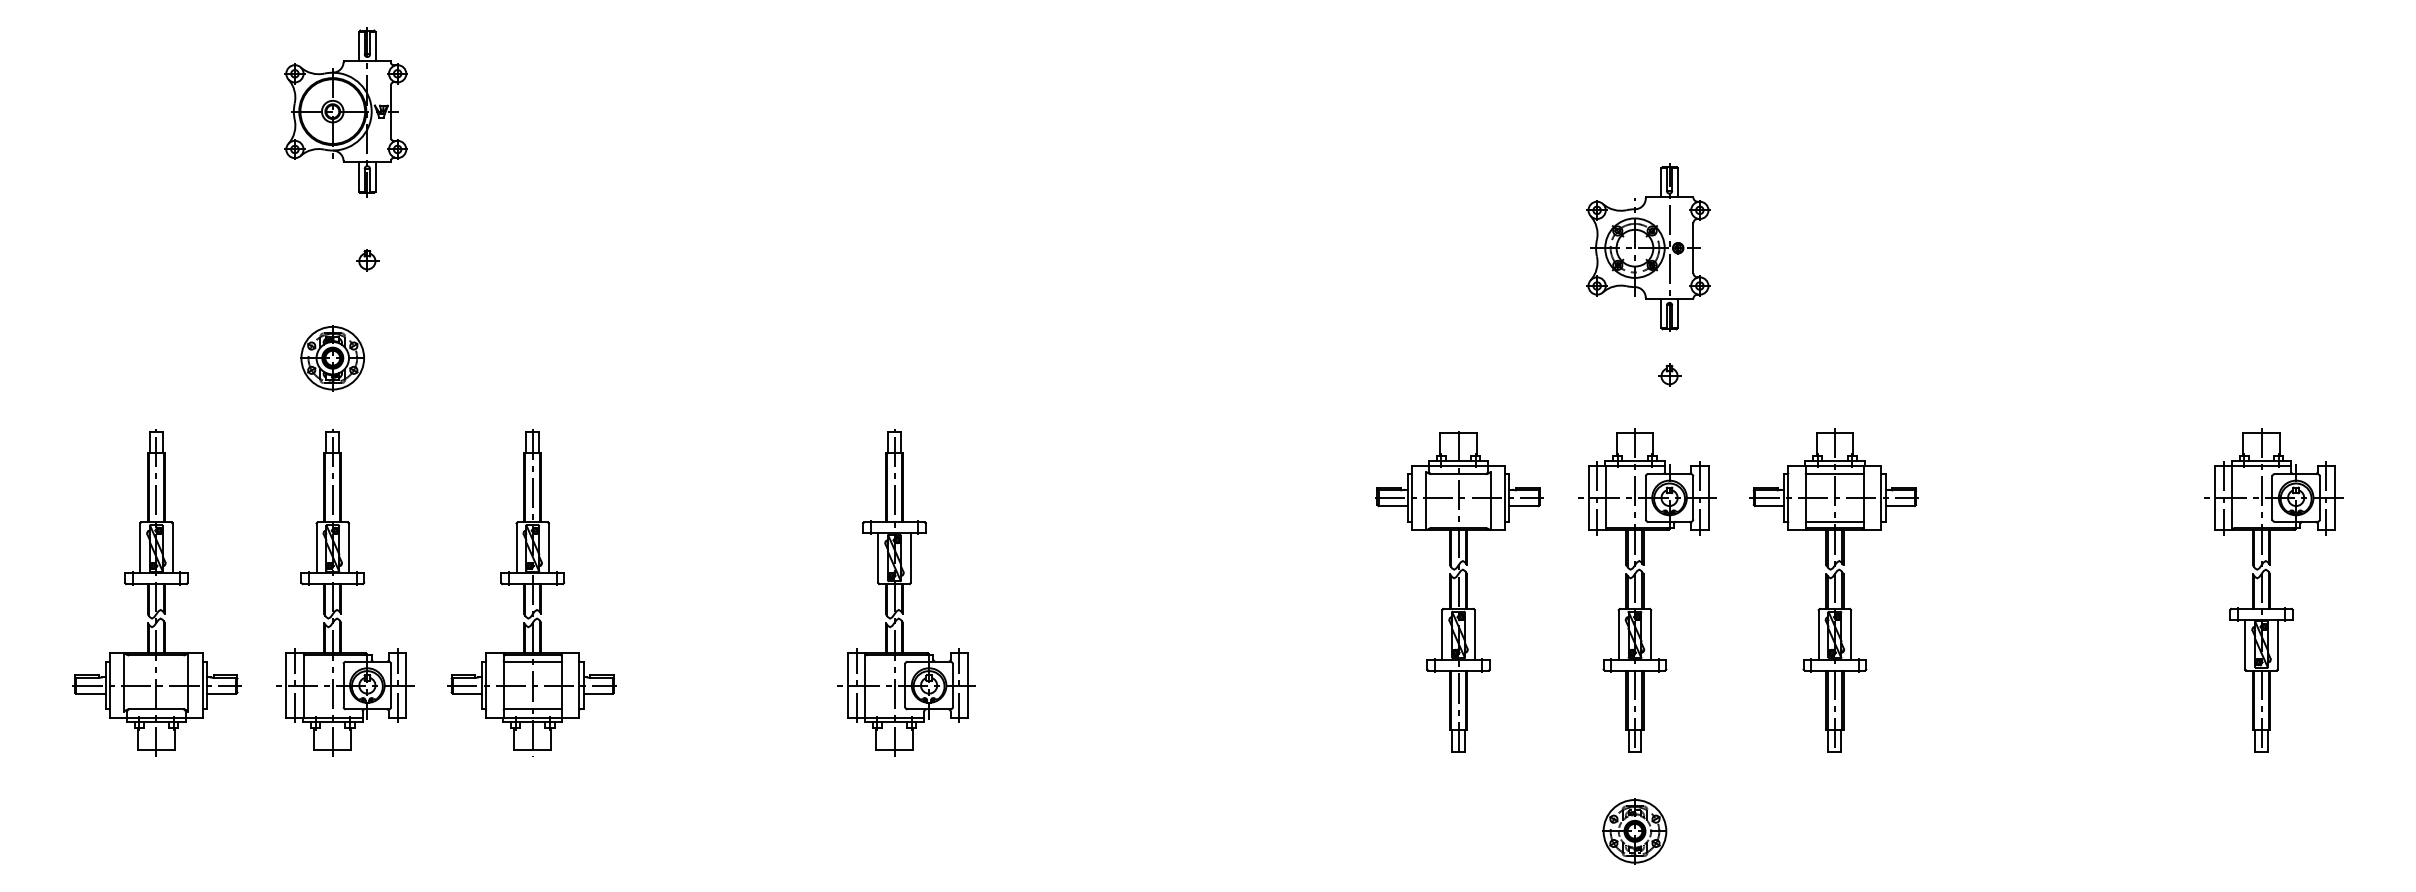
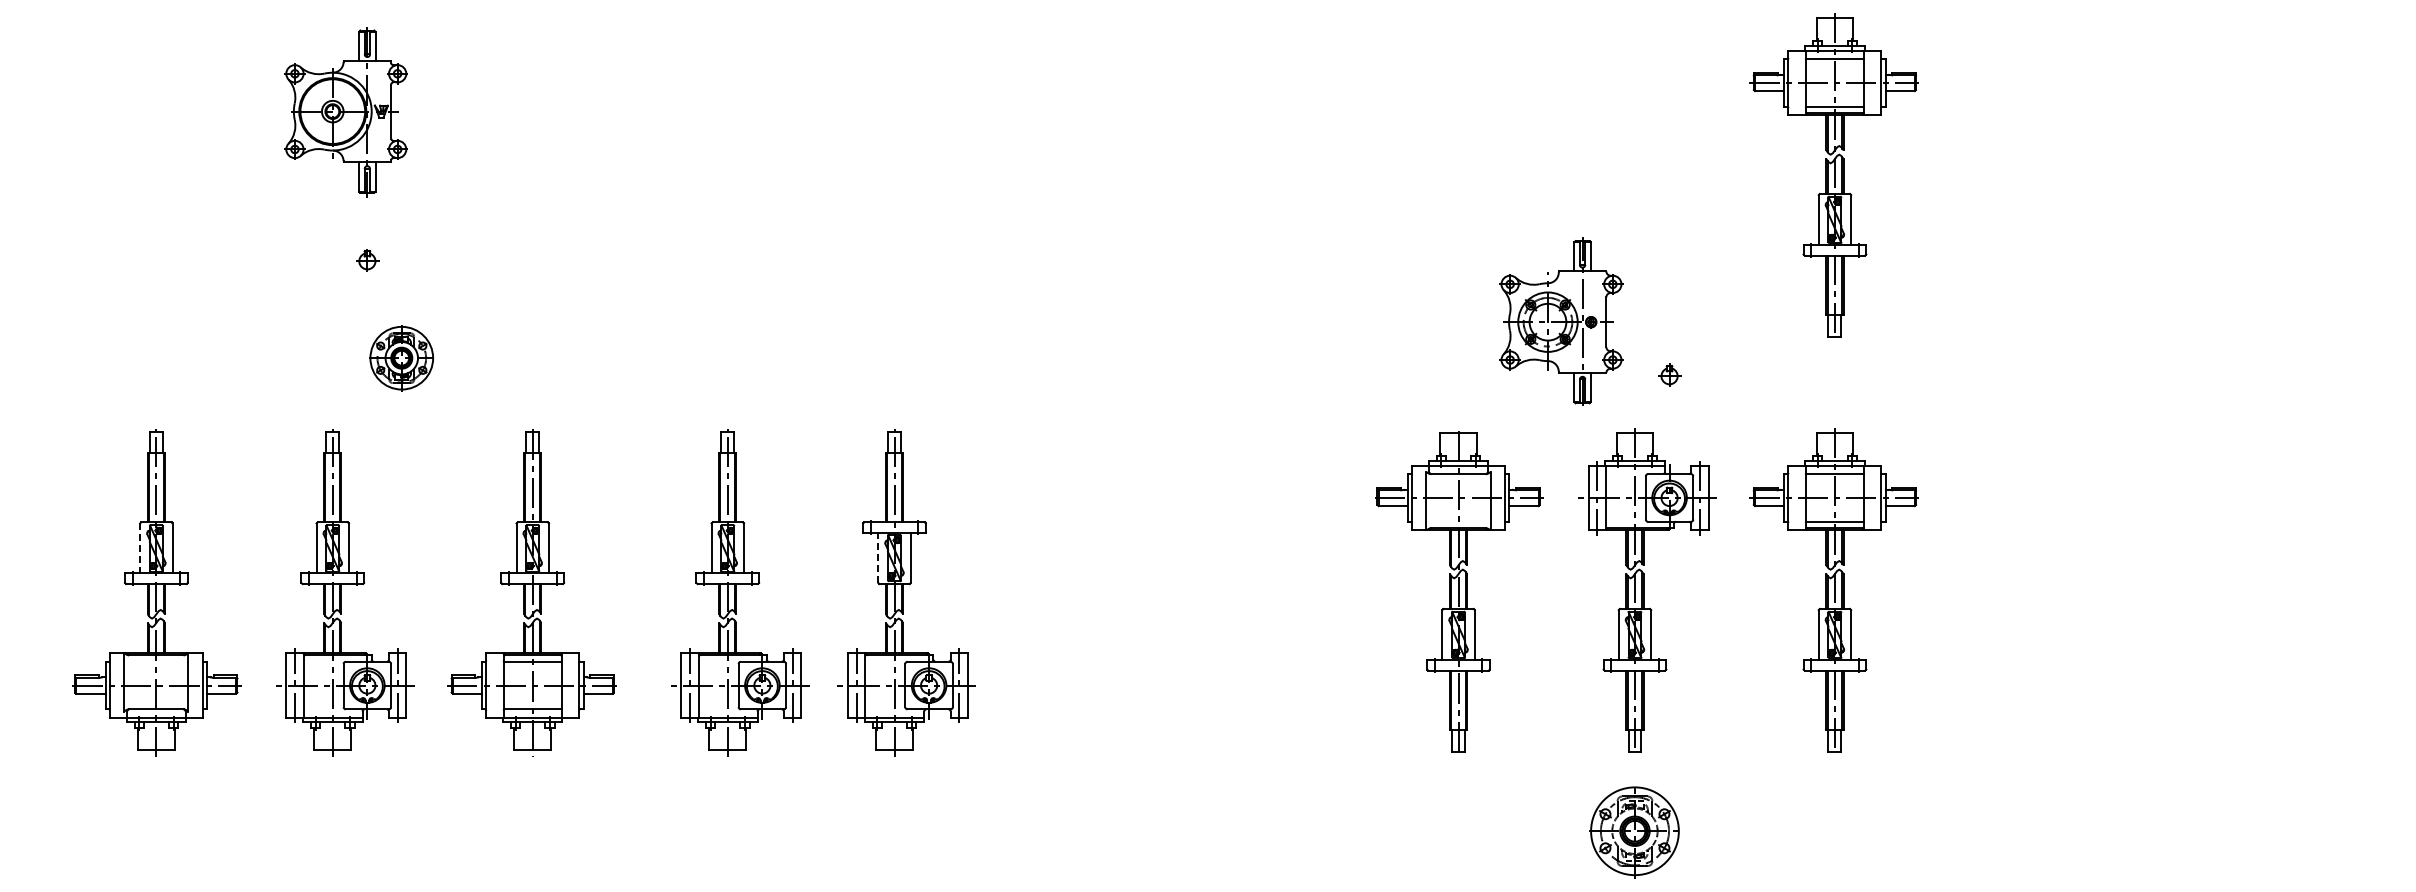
part: none -> present (1833, 175)
part position: (1648, 247) -> (1561, 321) (1561, 321)
part position: (332, 358) -> (401, 358) (401, 358)
line: solid -> dashed (140, 548)
line: solid -> dashed (878, 558)
part: present -> none (2273, 590)
part: none -> present (740, 592)
part size: 66x67 px -> 91x93 px (1634, 832)
